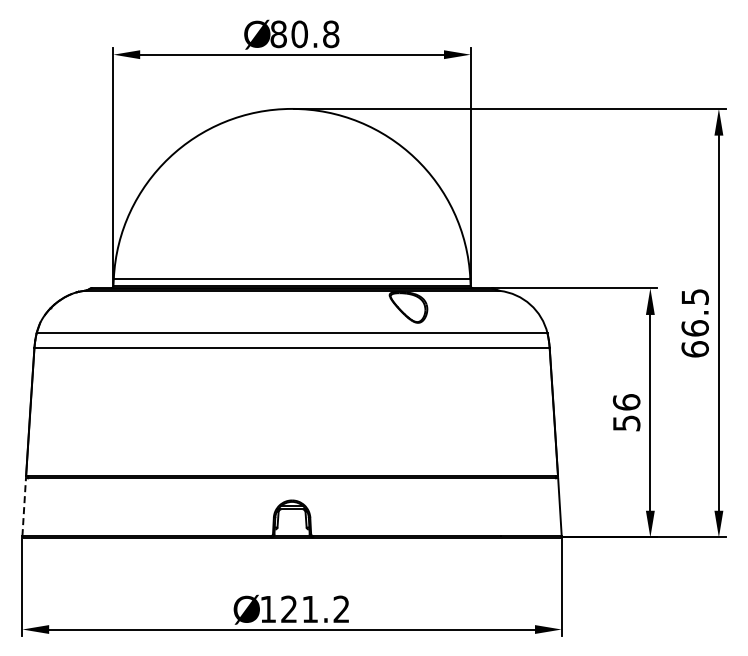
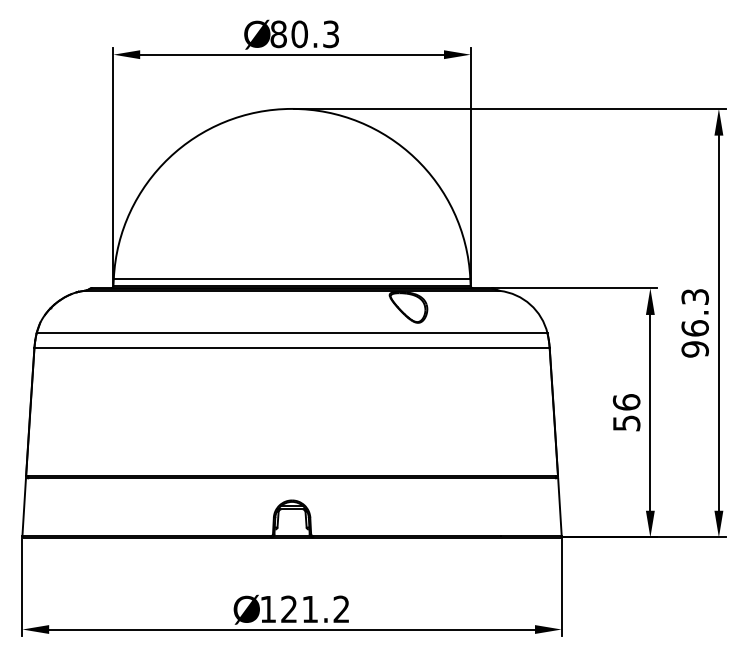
text: 80.8 -> 80.3 (331, 34)
text: 66.5 -> 96.3 (694, 323)
line: dashed -> solid (24, 507)
